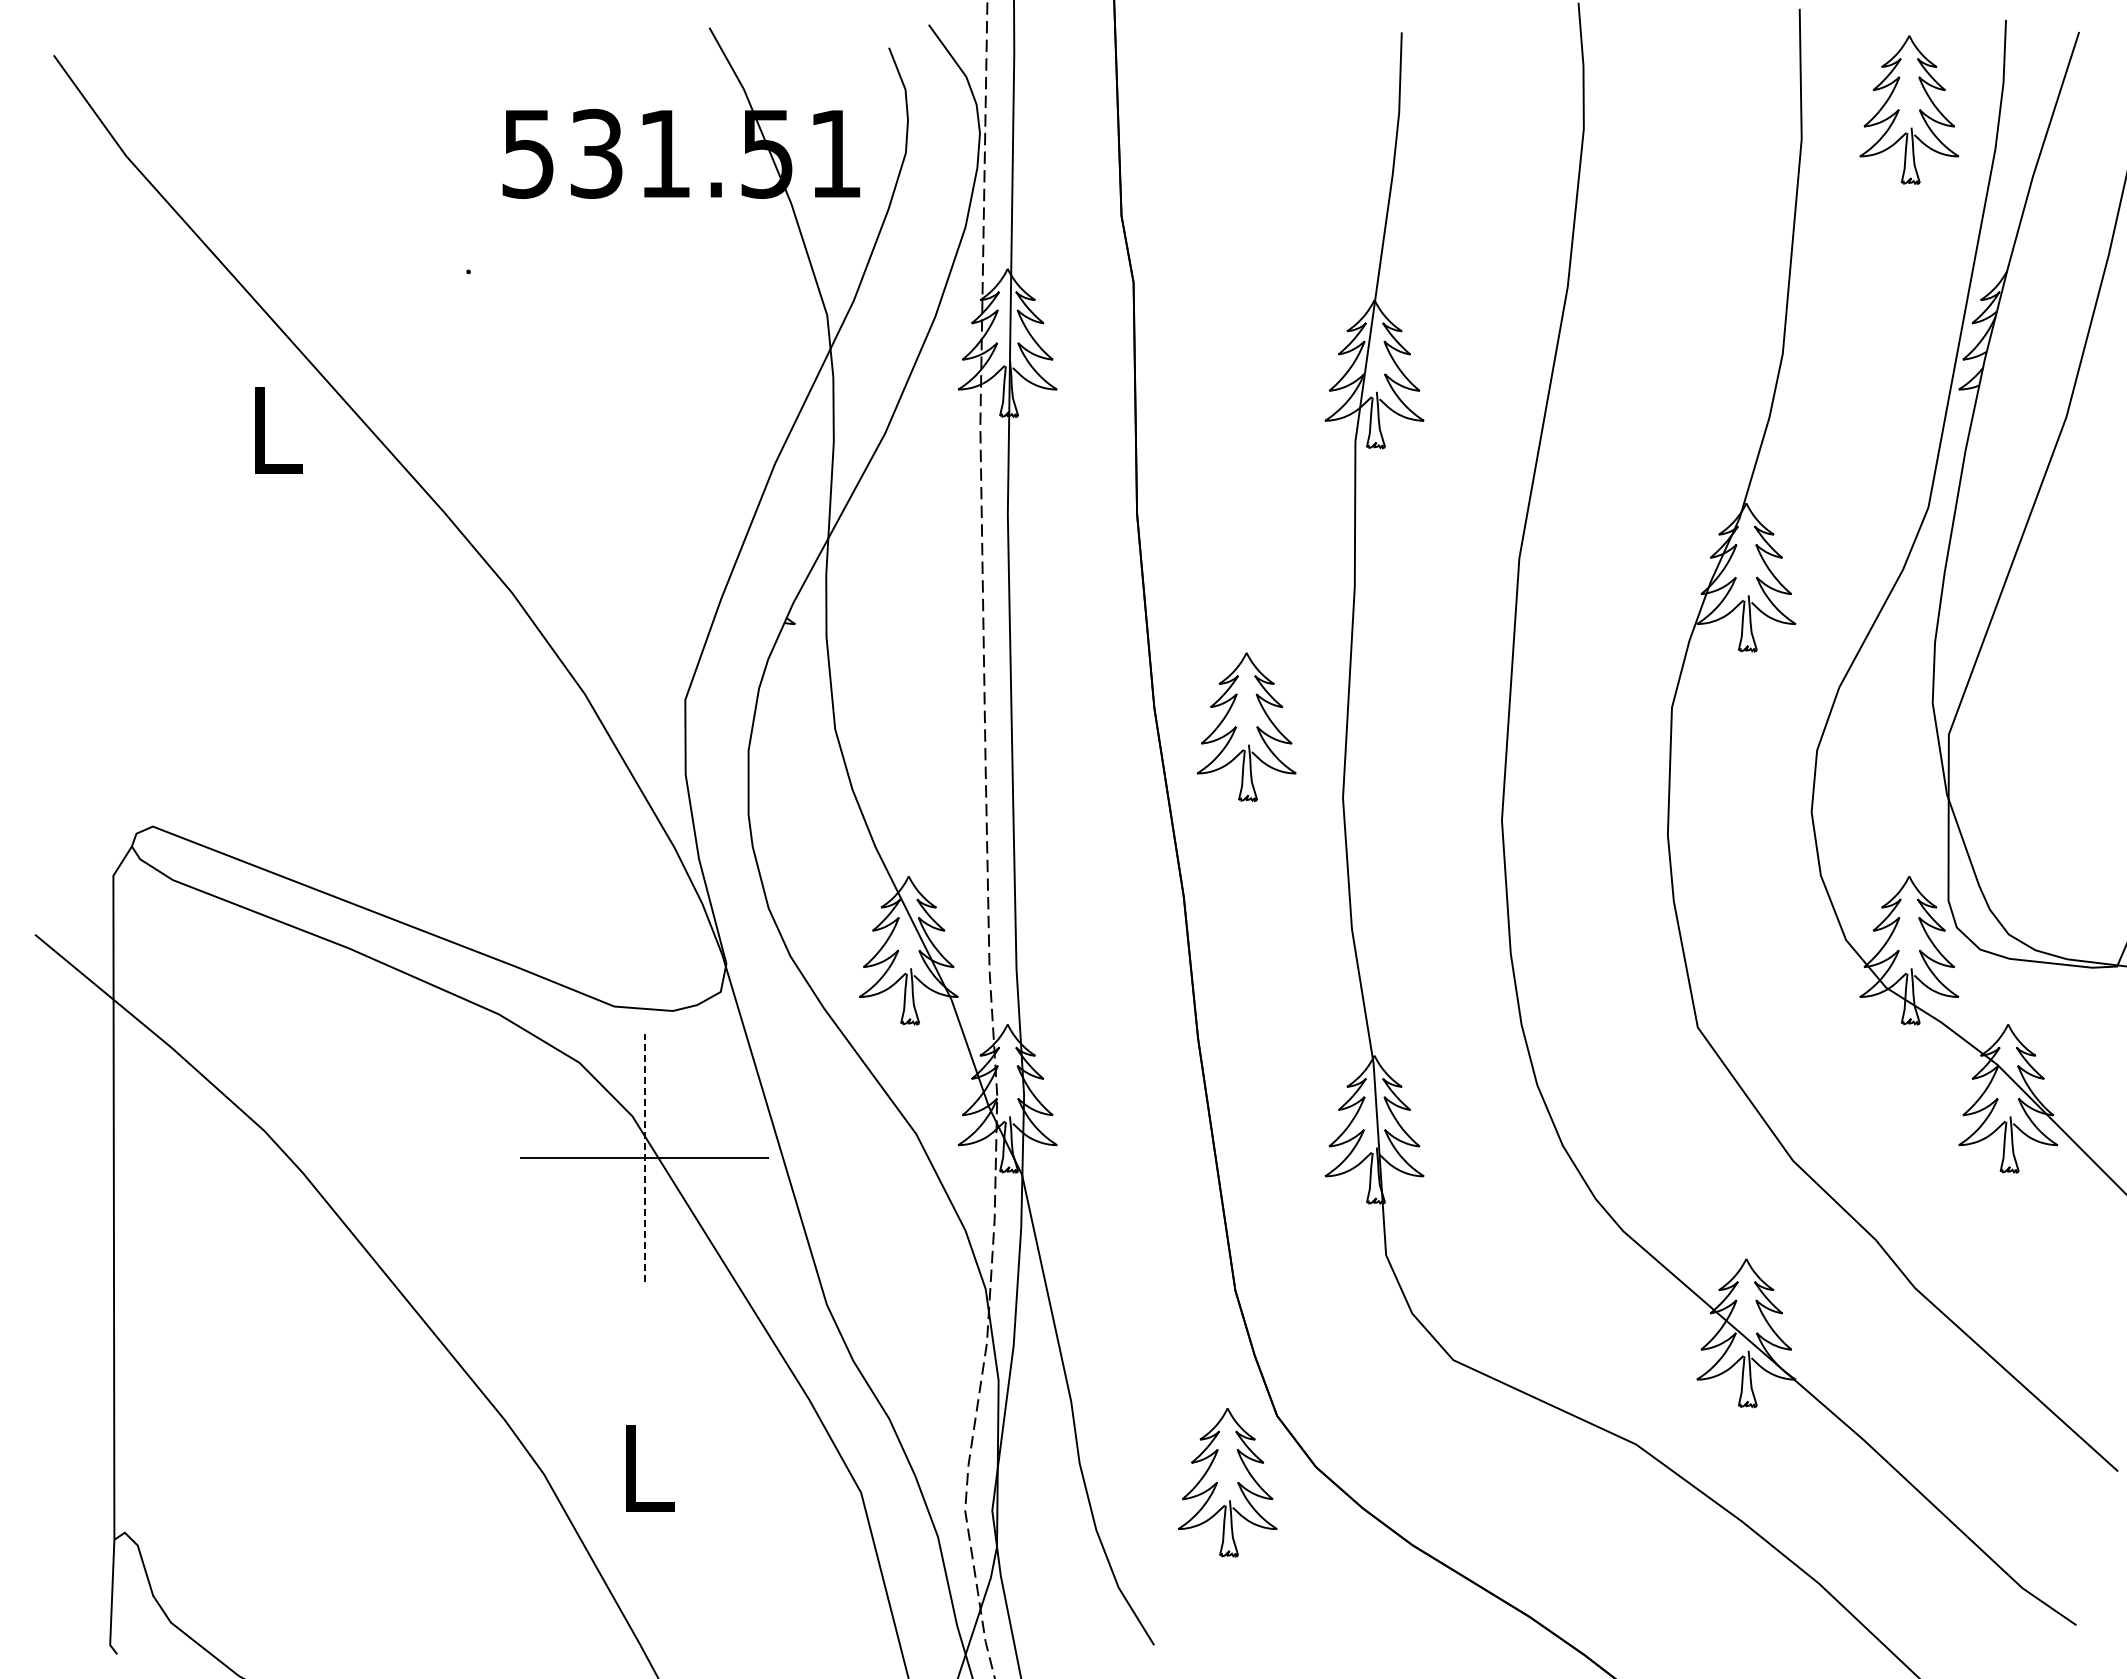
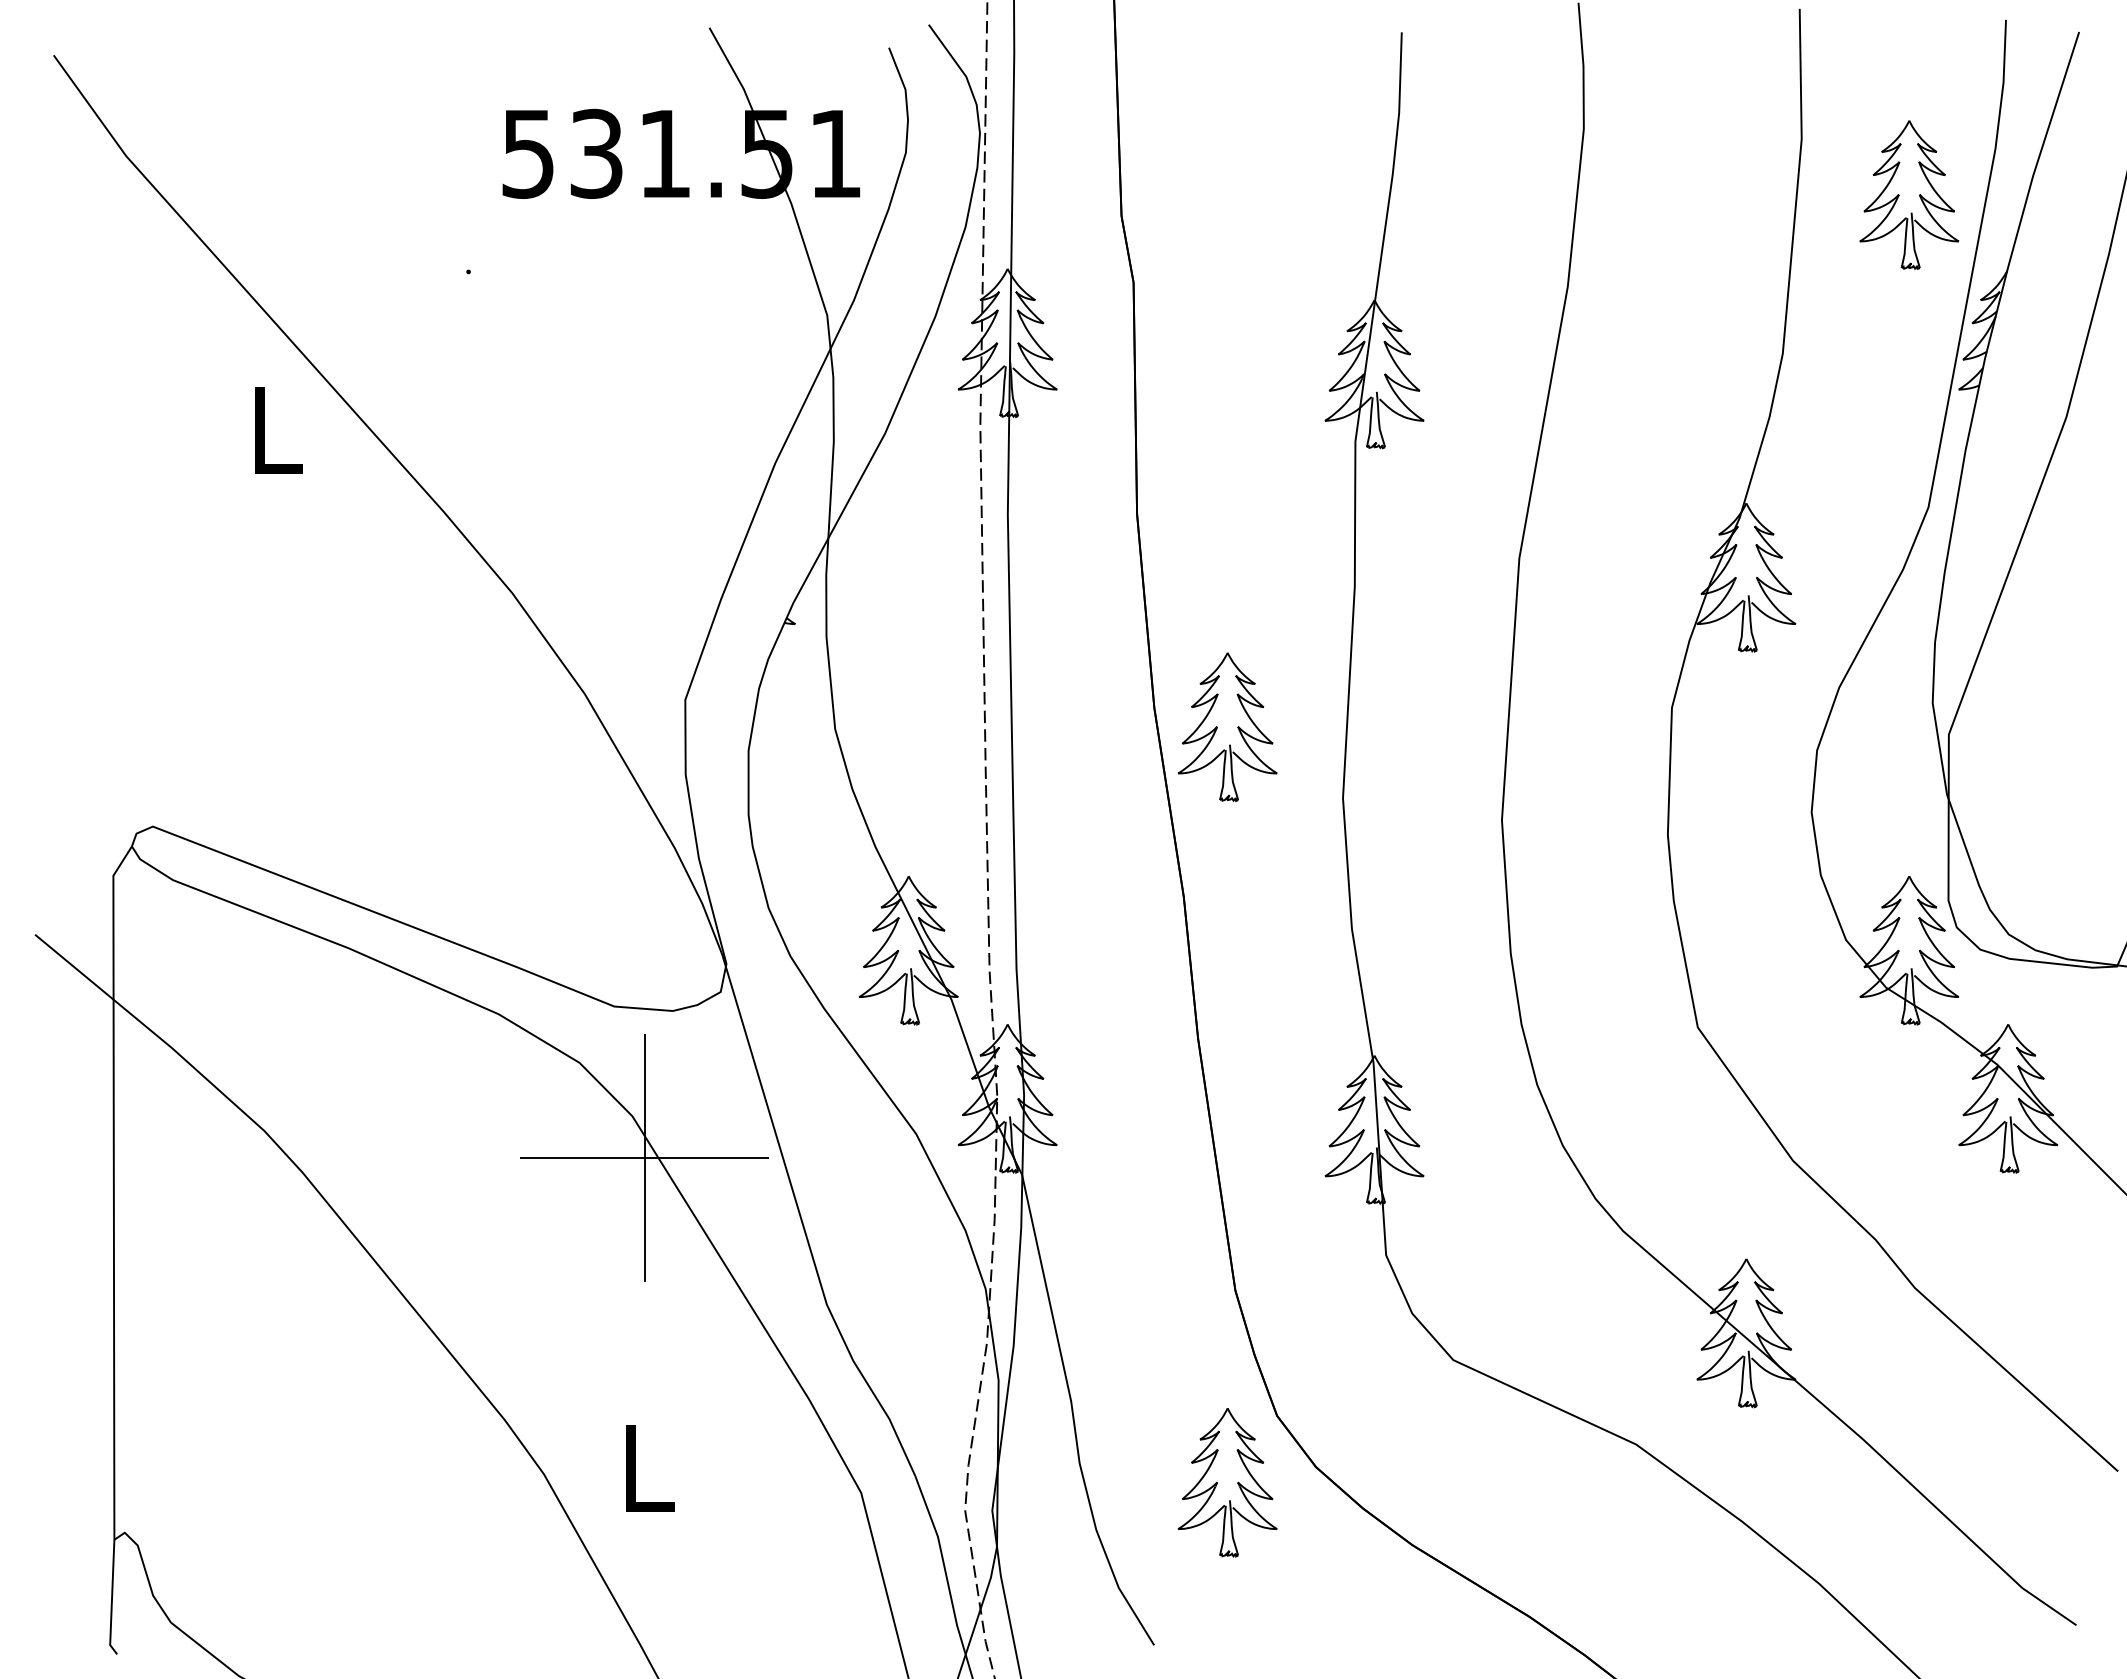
part position: (1909, 109) -> (1909, 194) (1909, 194)
part position: (1246, 727) -> (1227, 727) (1227, 727)
line: dashed -> solid (644, 1157)
